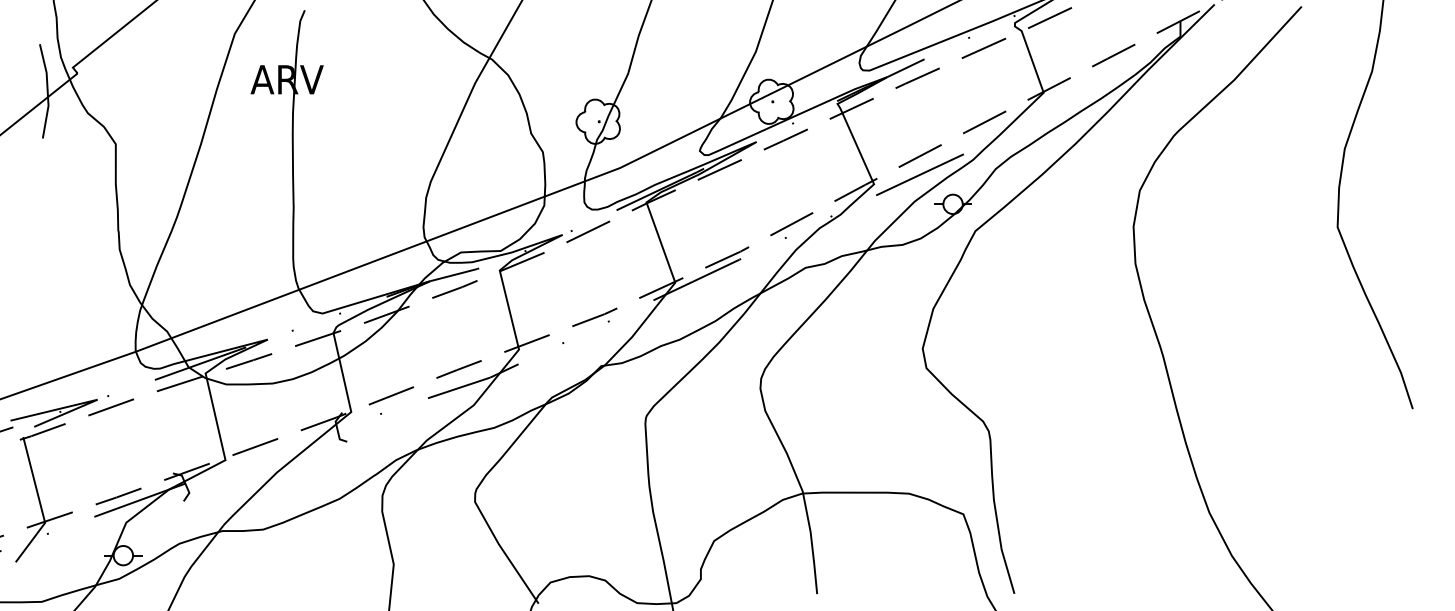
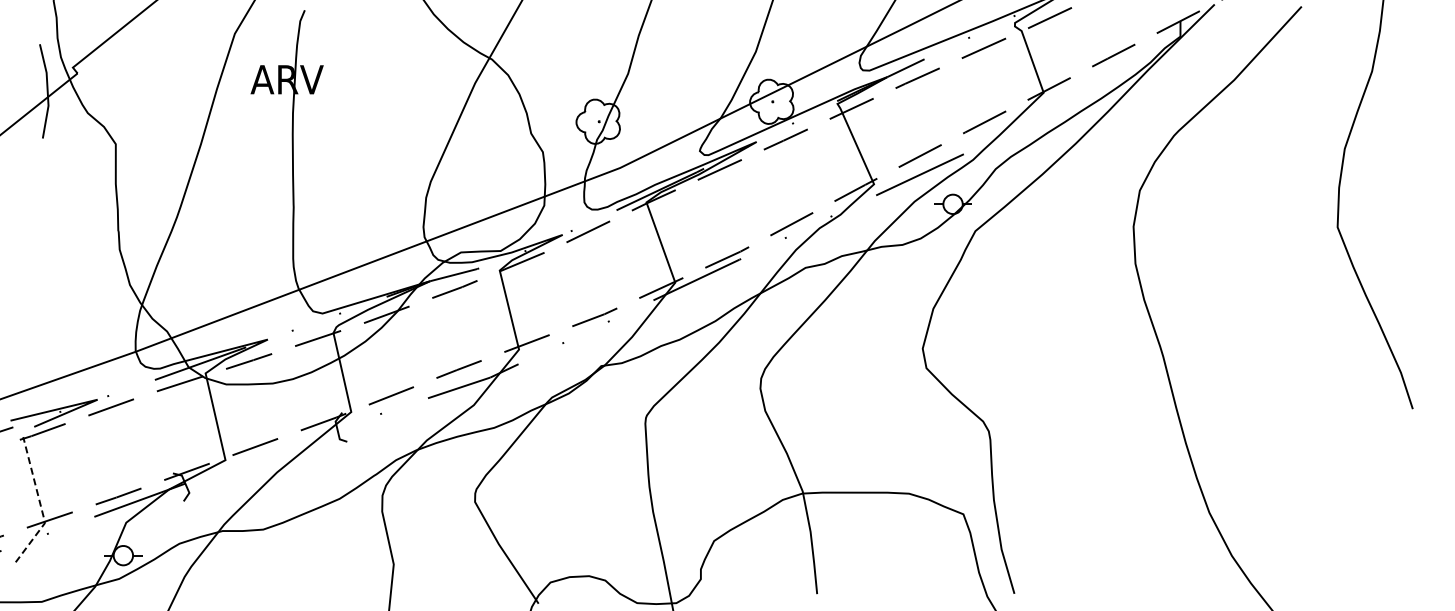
line: solid -> dashed (40, 504)
